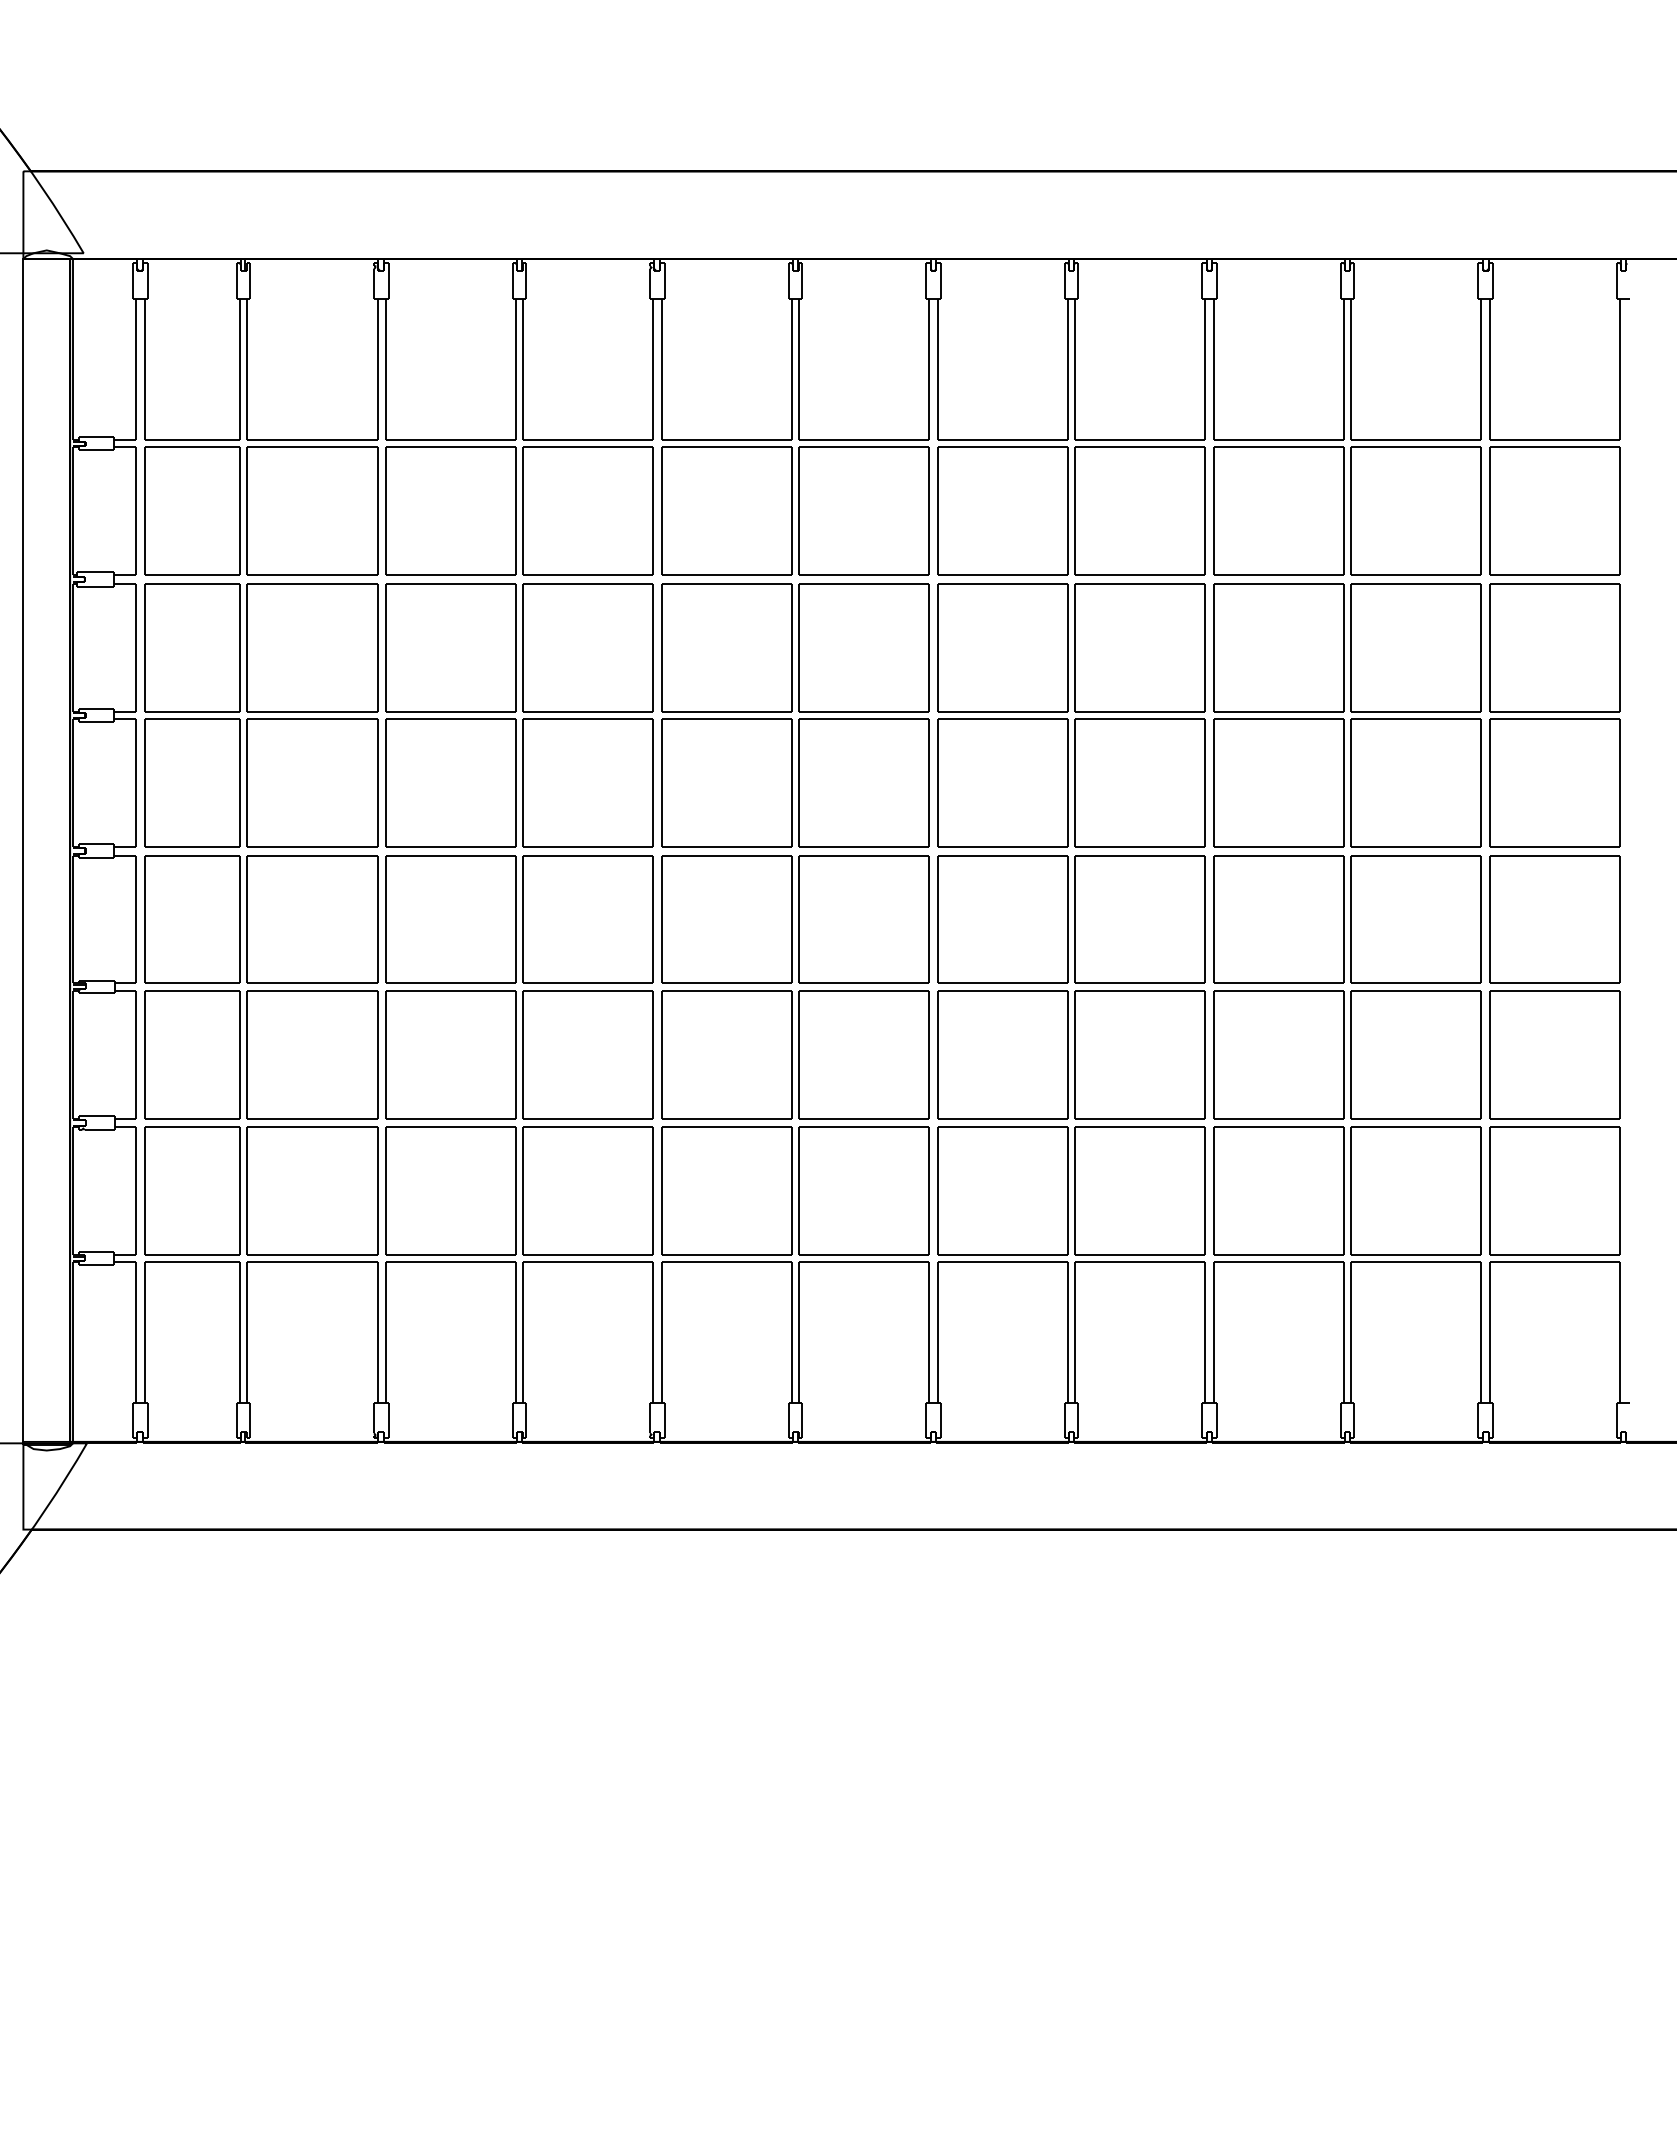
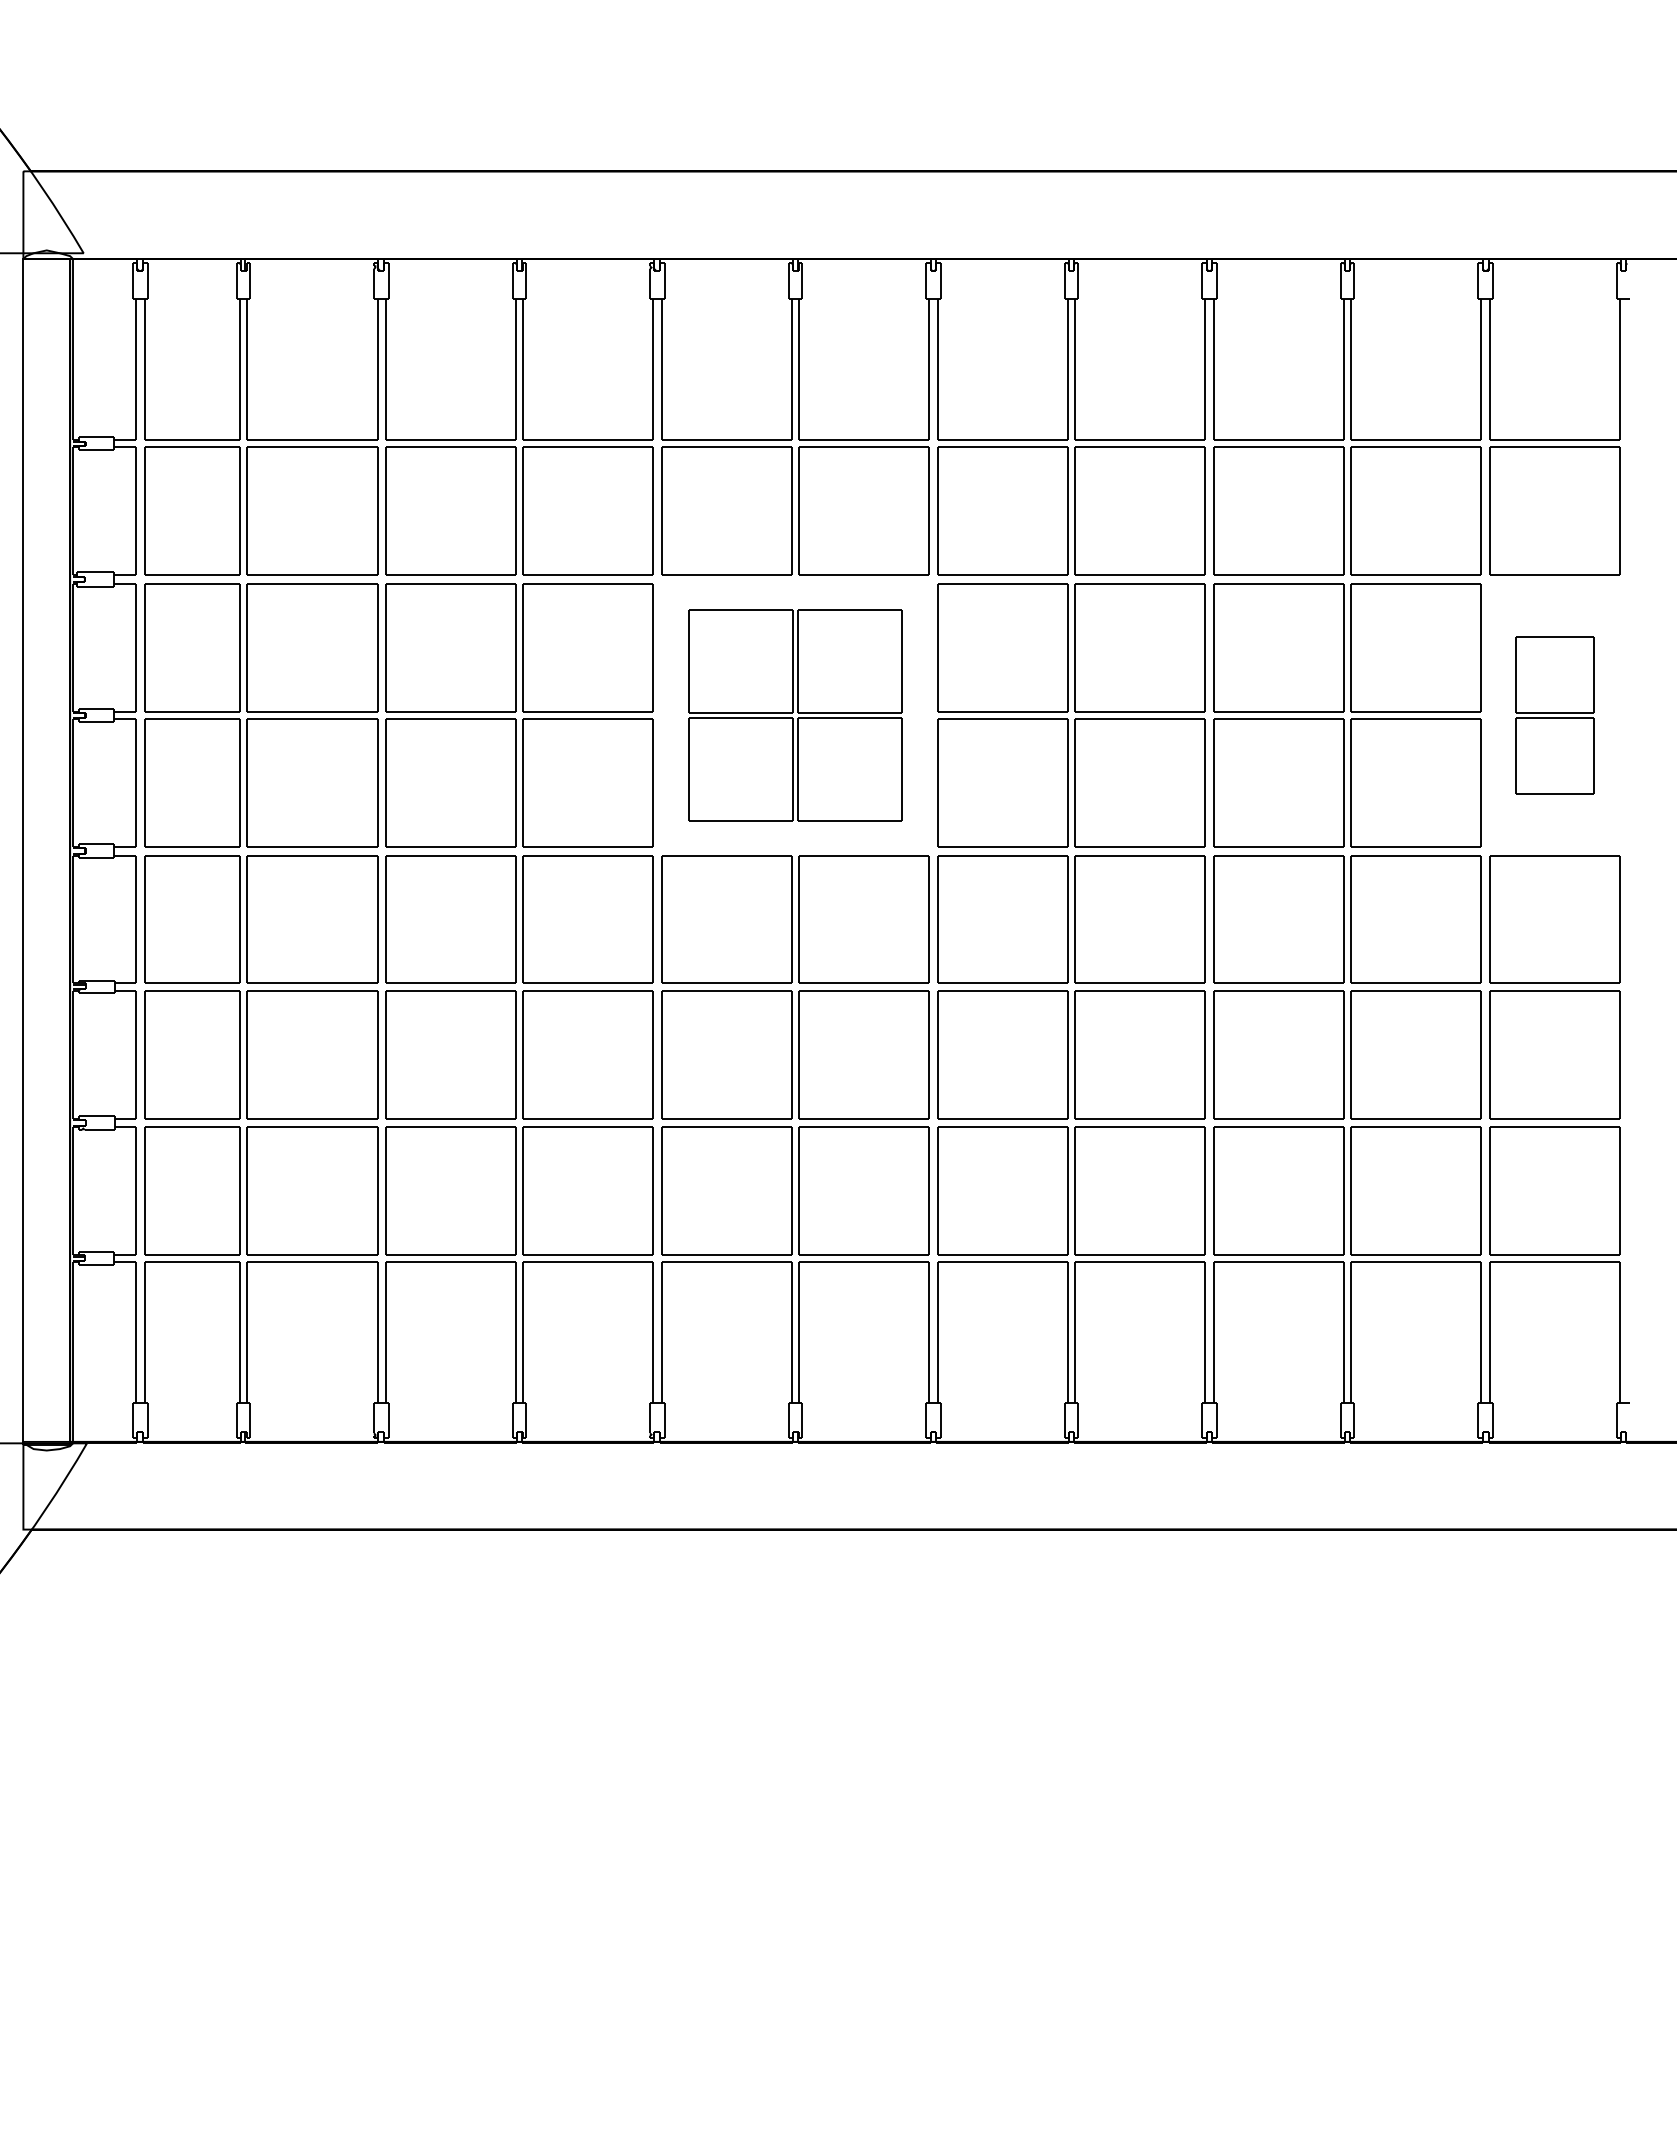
part size: 269x265 px -> 215x213 px (795, 715)
part size: 132x265 px -> 80x159 px (1554, 715)
